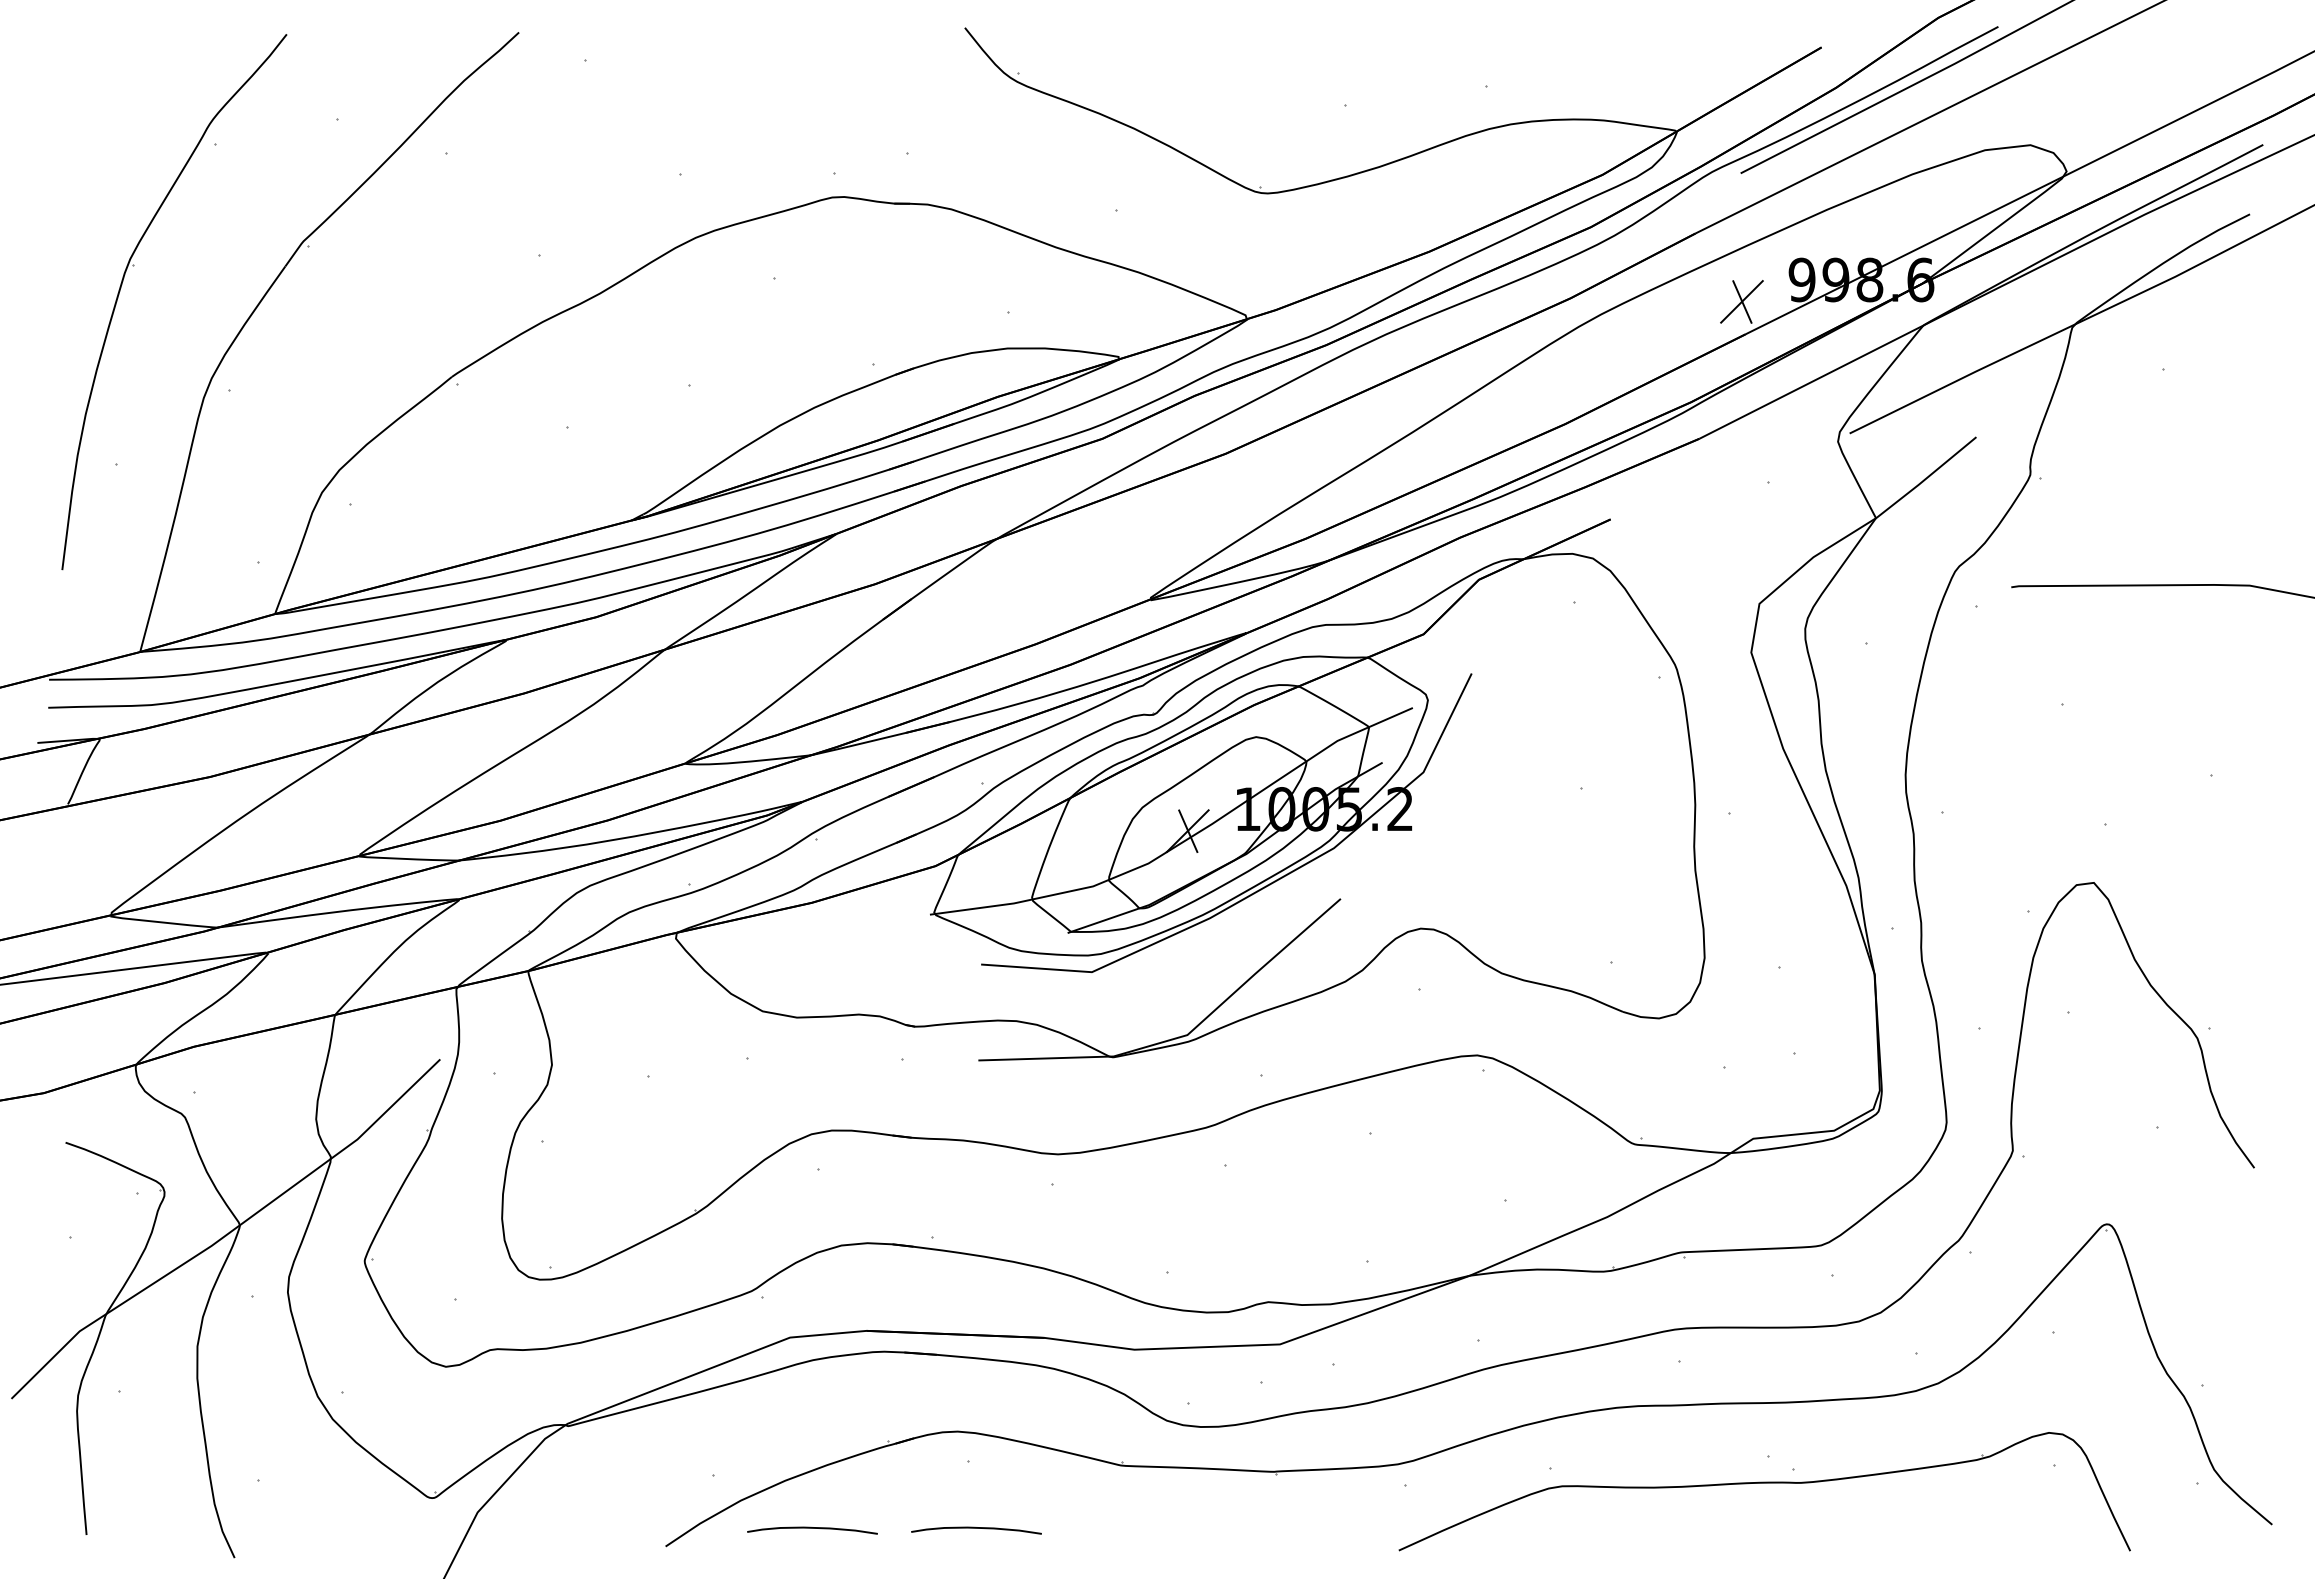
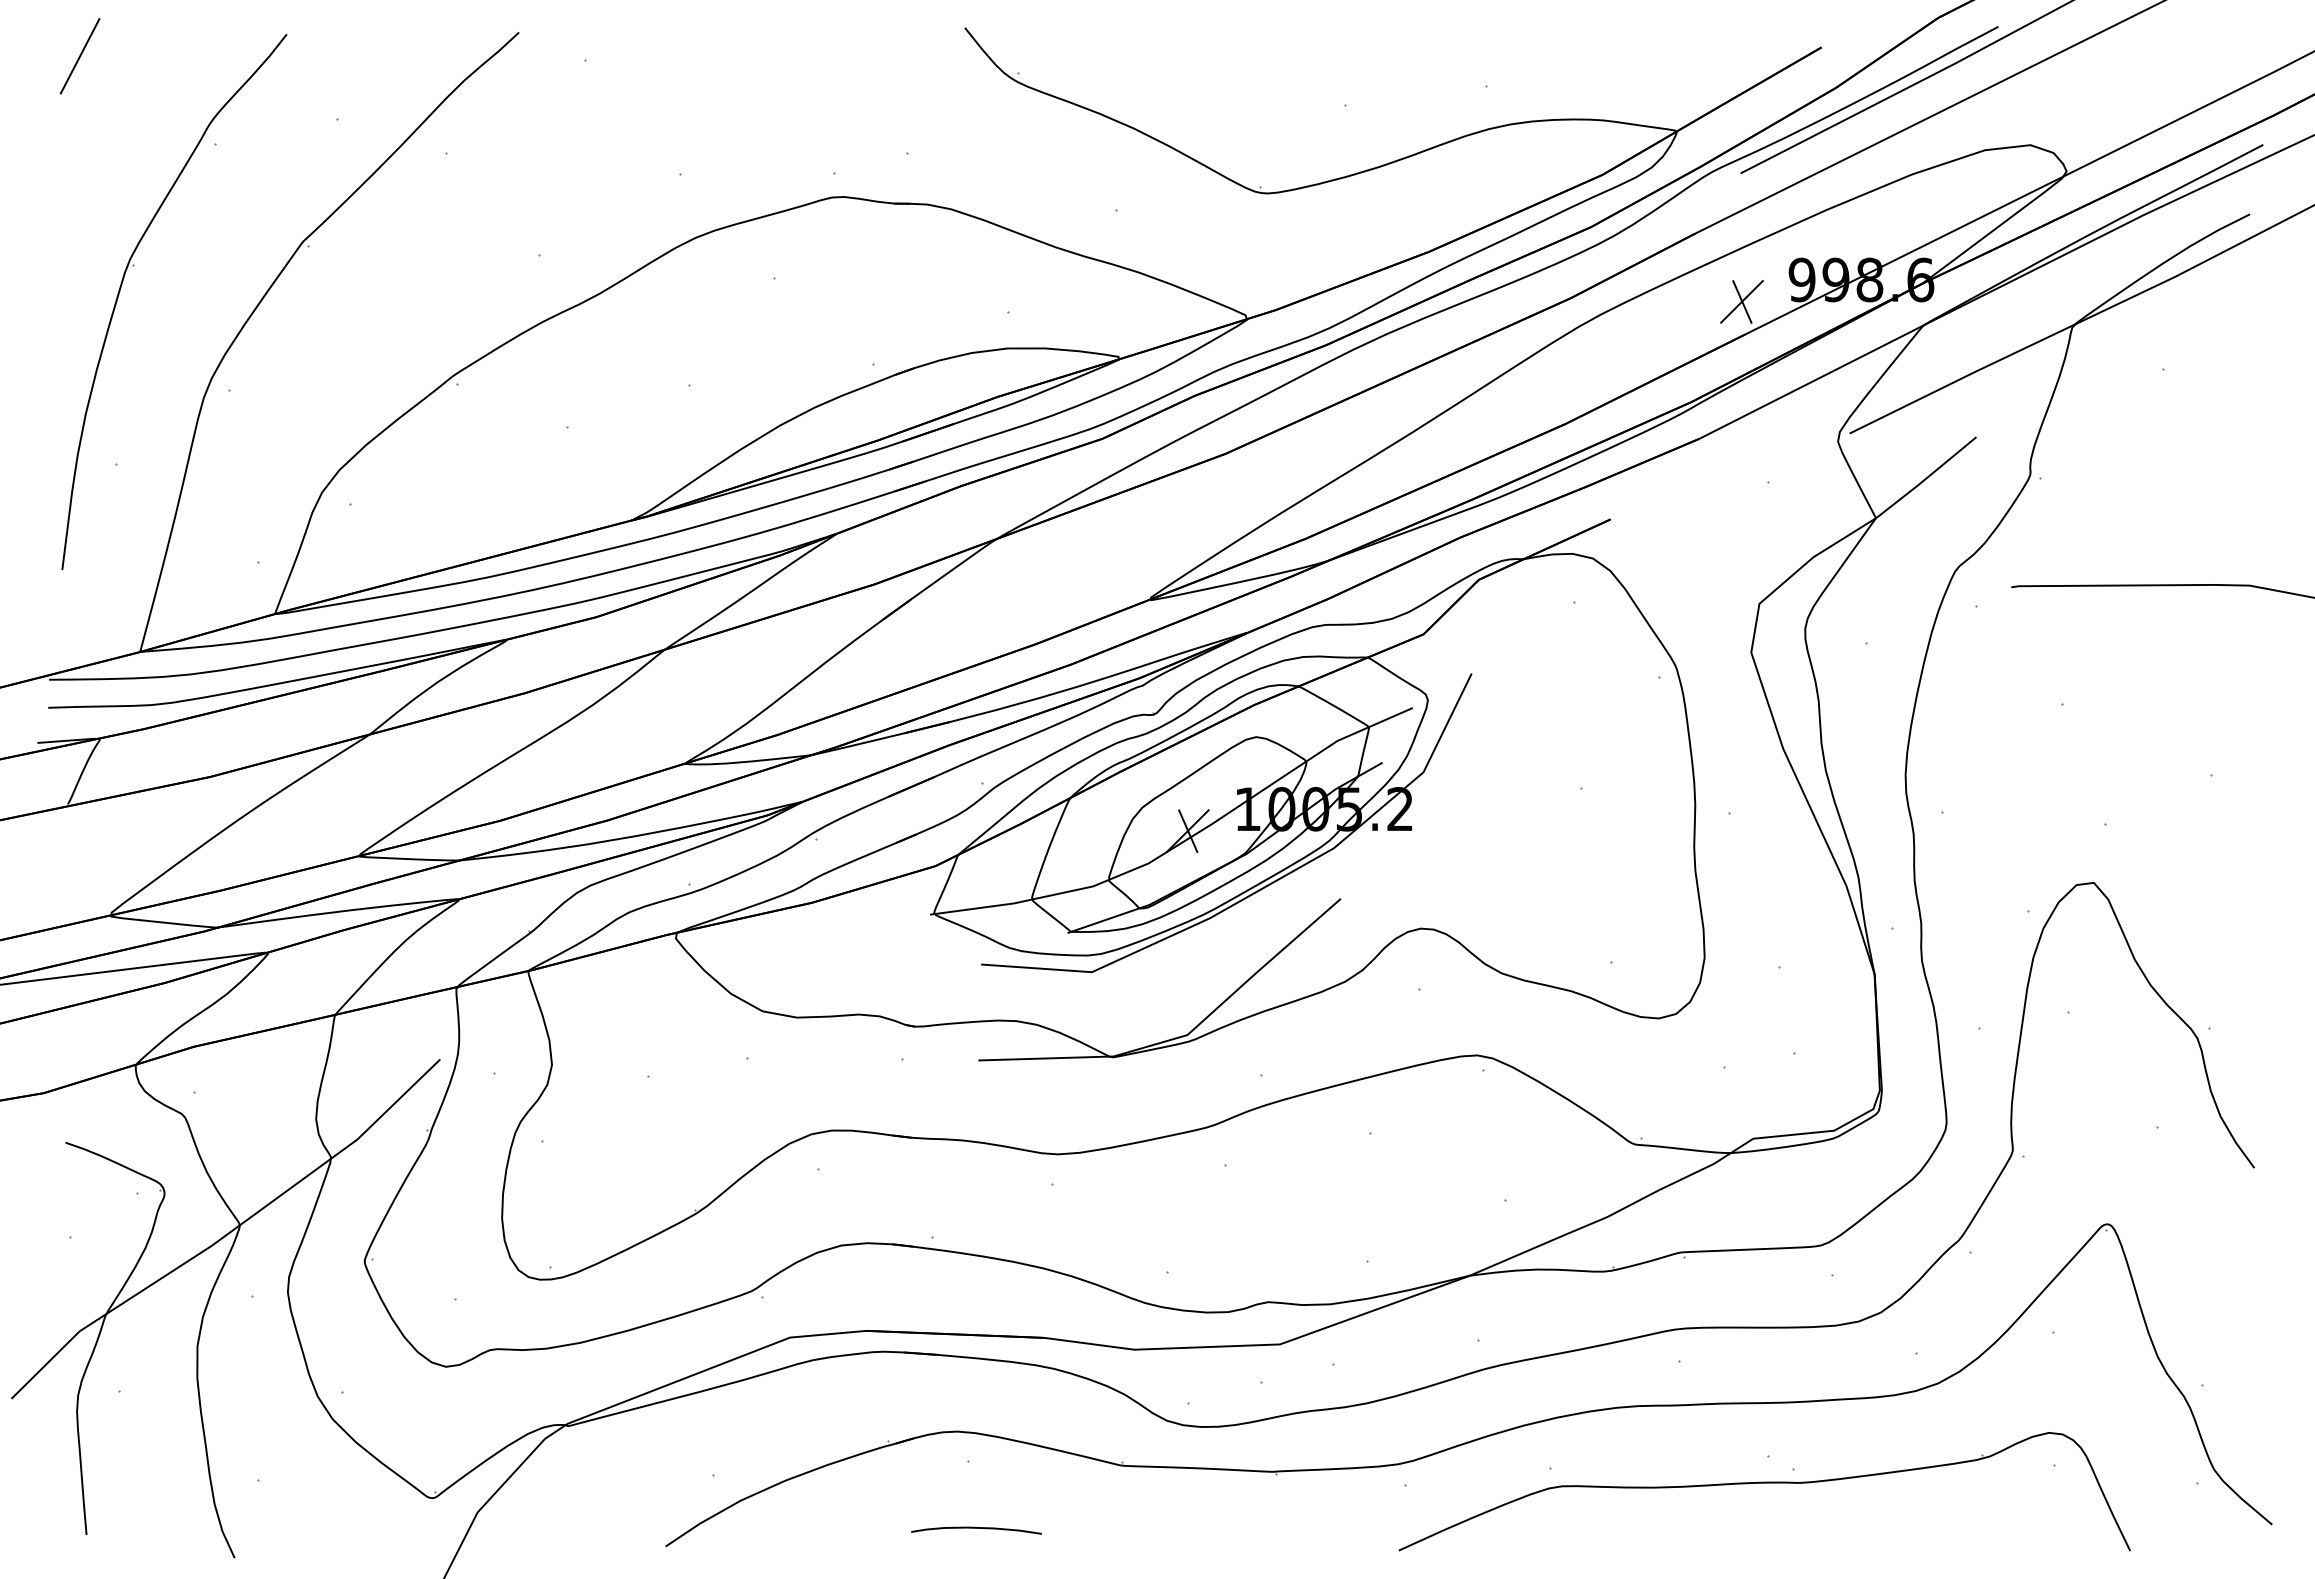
line: none -> present (79, 56)
curve: present -> none (812, 1528)
